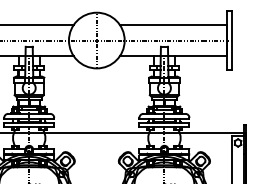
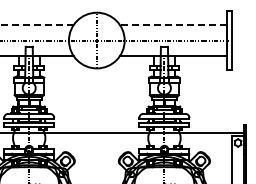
line: solid -> dashed (36, 25)
line: solid -> dashed (172, 25)
